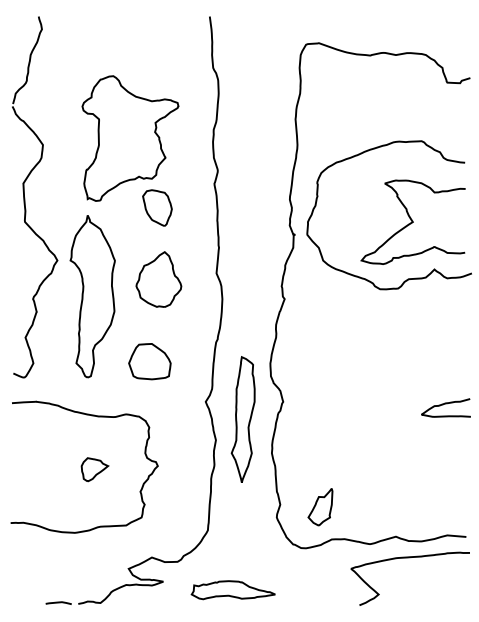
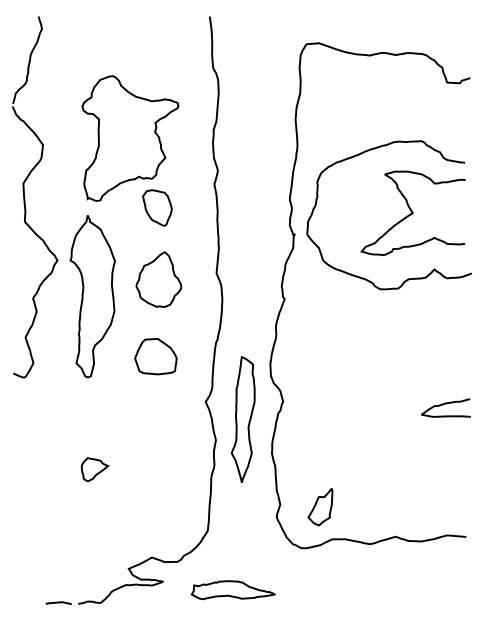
curve position: (412, 221) -> (412, 212) (412, 212)
part position: (149, 361) -> (155, 356) (155, 356)
curve: present -> none (91, 416)
curve: present -> none (409, 558)
